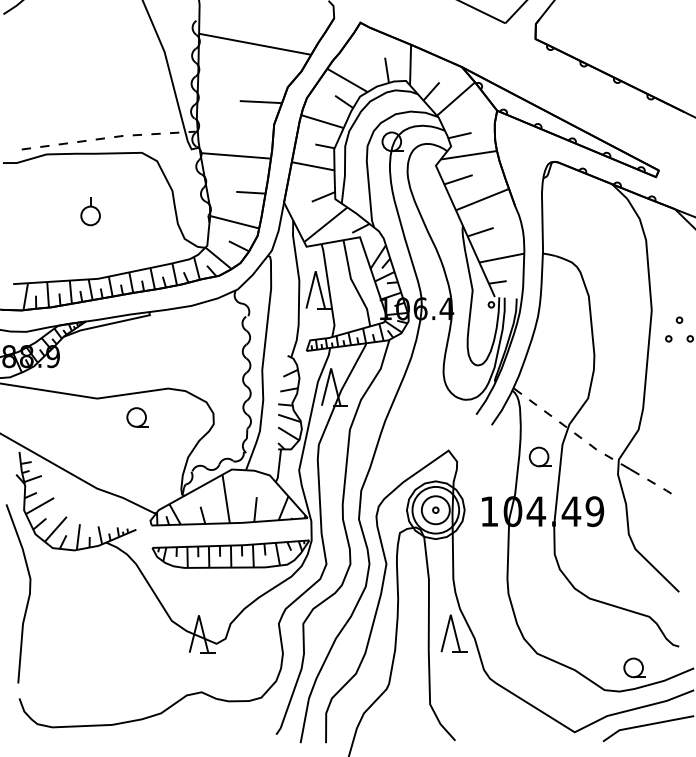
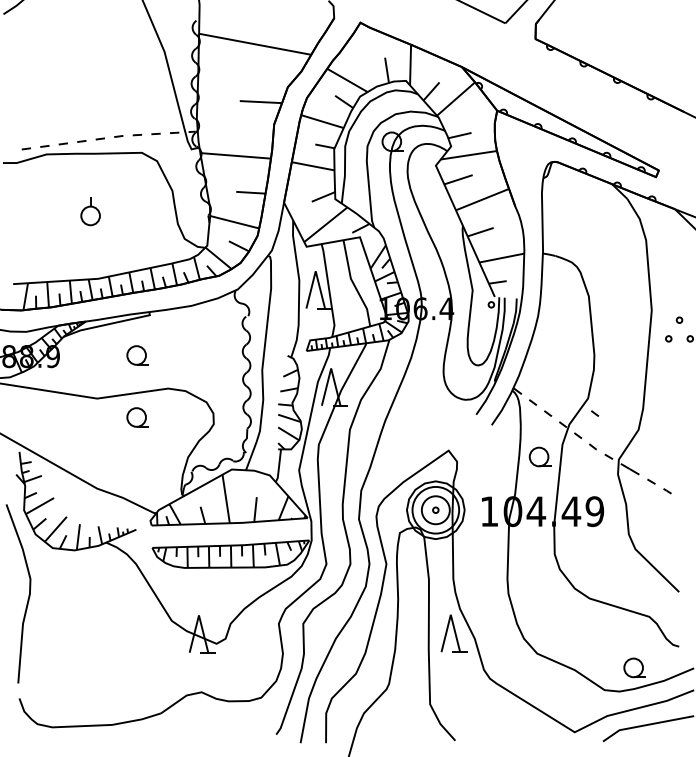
part: none -> present (137, 355)
line: none -> present (595, 413)
